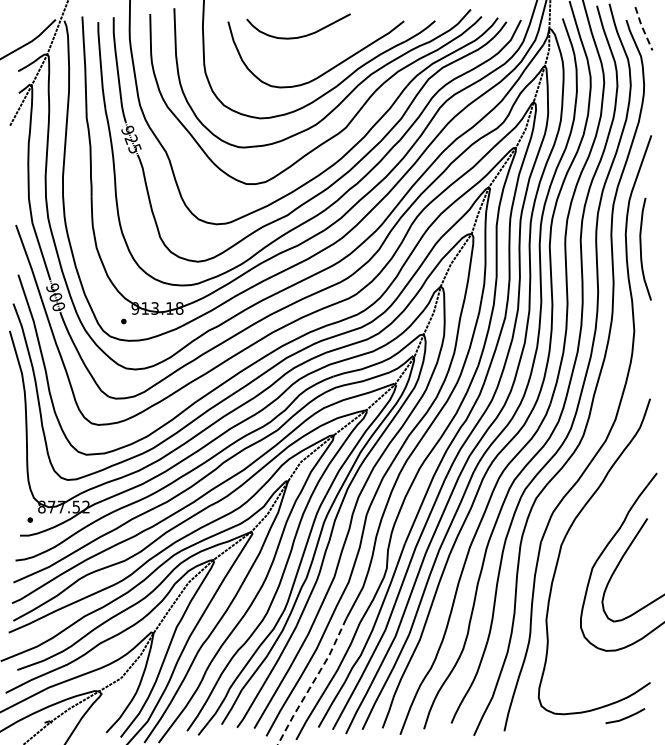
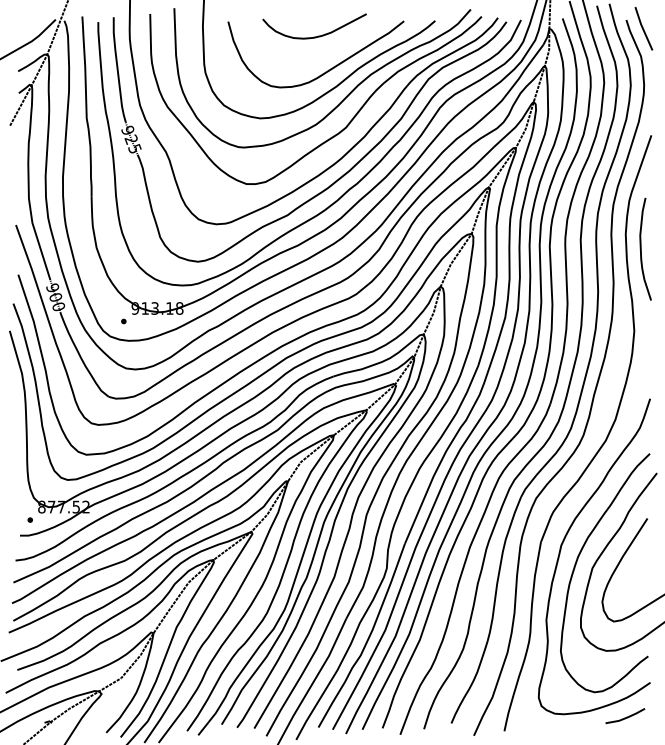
line: dashed -> solid (643, 29)
curve position: (302, 35) -> (318, 35) (318, 35)
curve: none -> present (577, 562)
line: dashed -> solid (313, 682)
